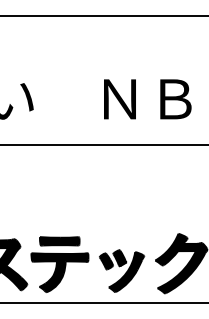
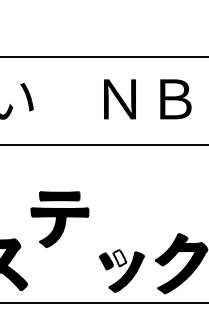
line position: (103, 16) -> (103, 57) (103, 57)
fill: present -> none (119, 258)
part position: (59, 264) -> (59, 219) (59, 219)
